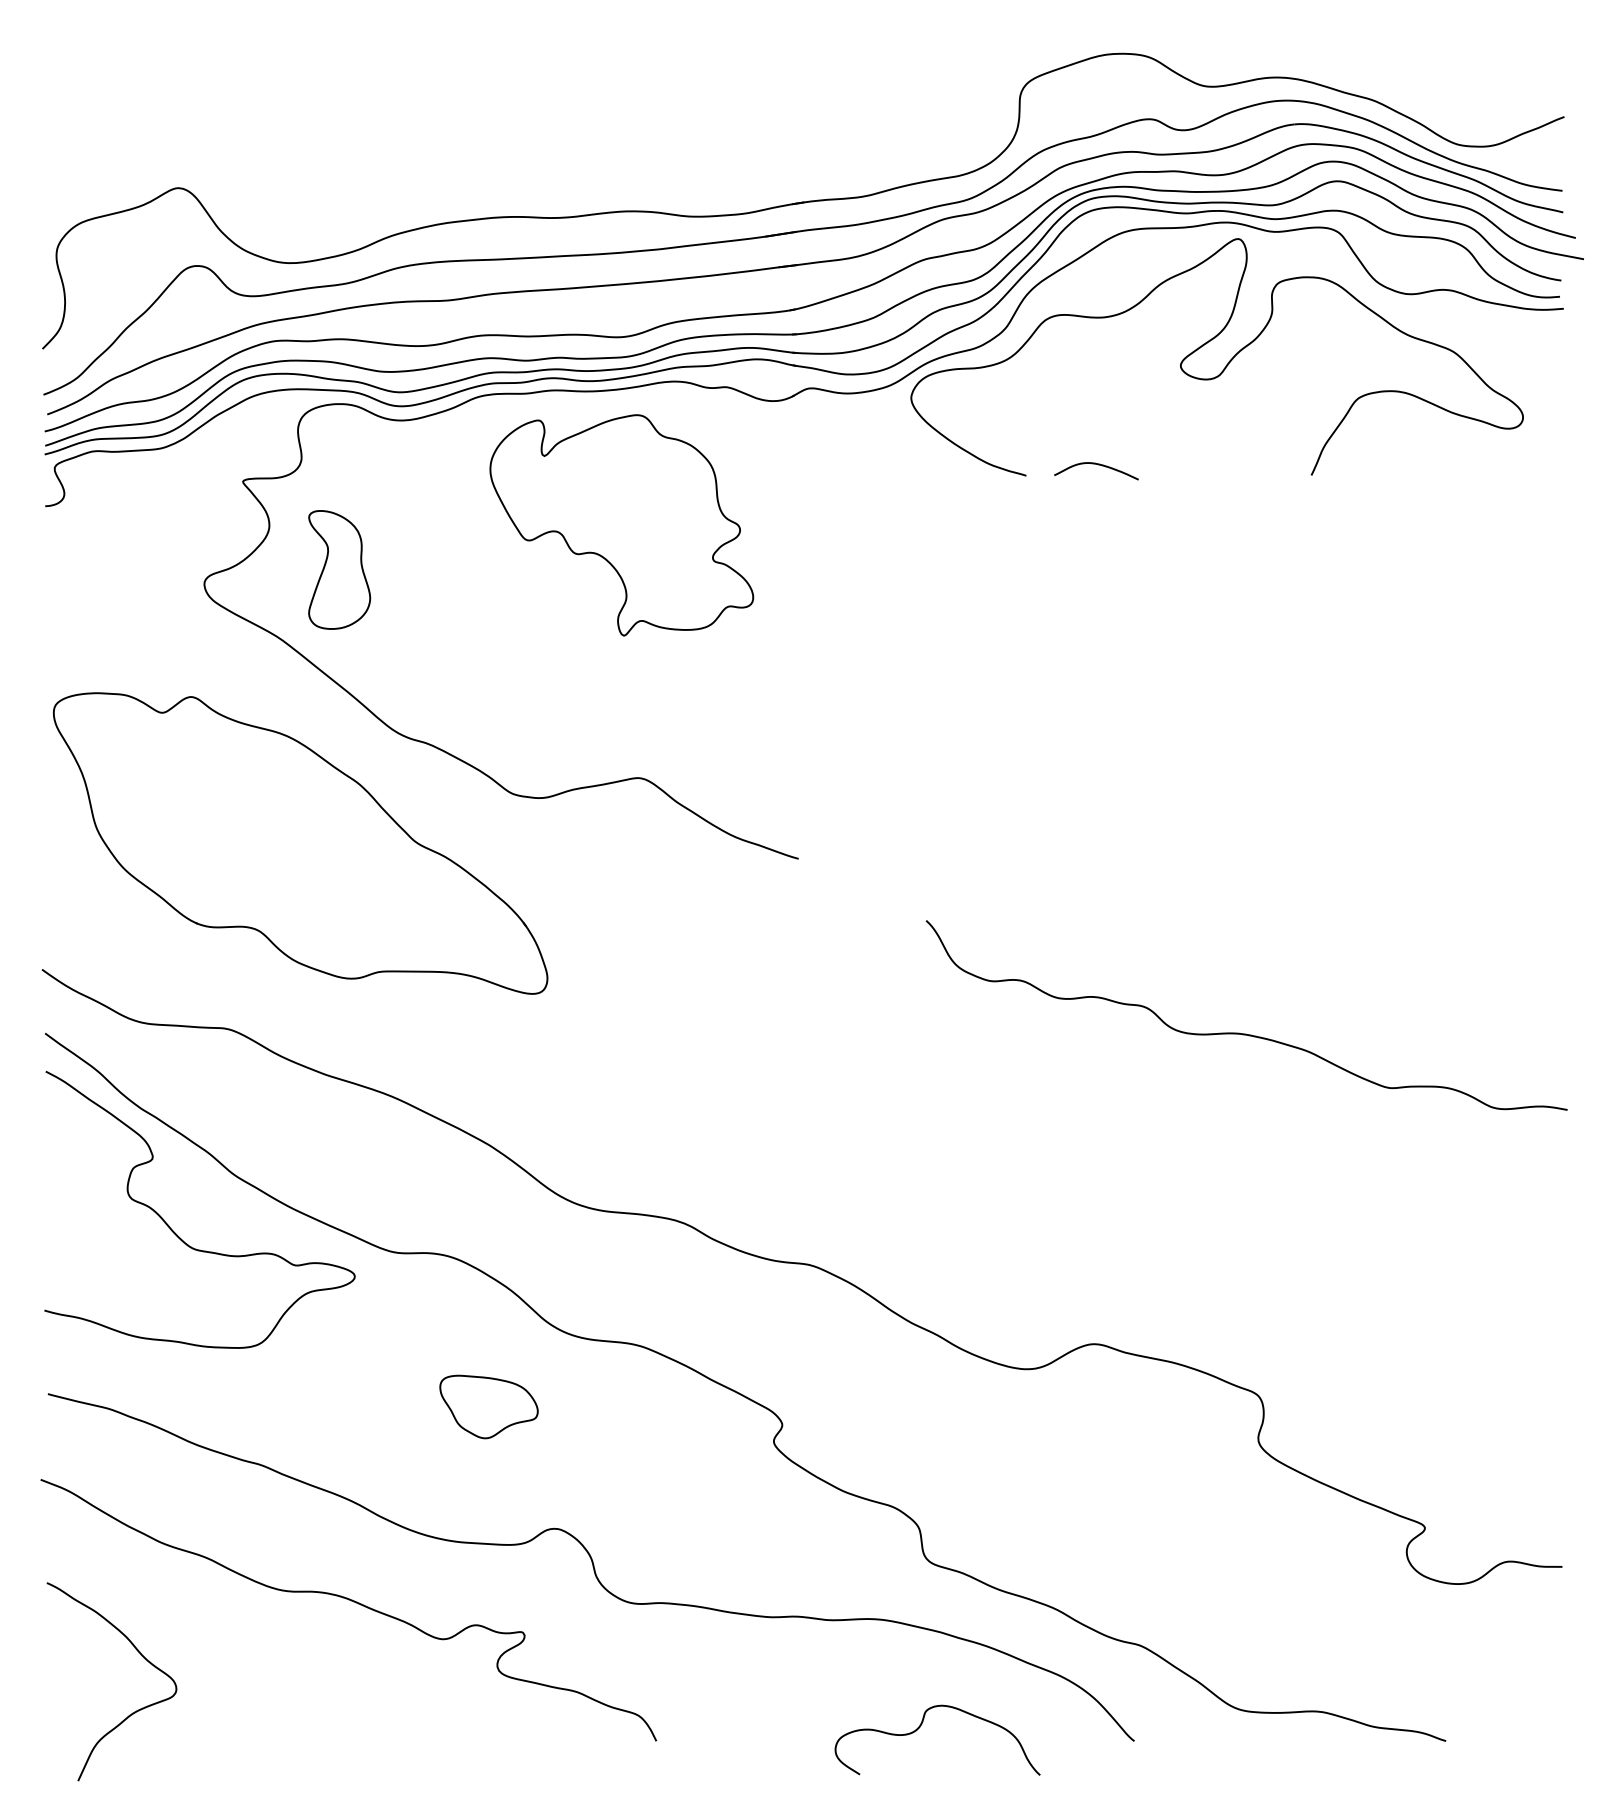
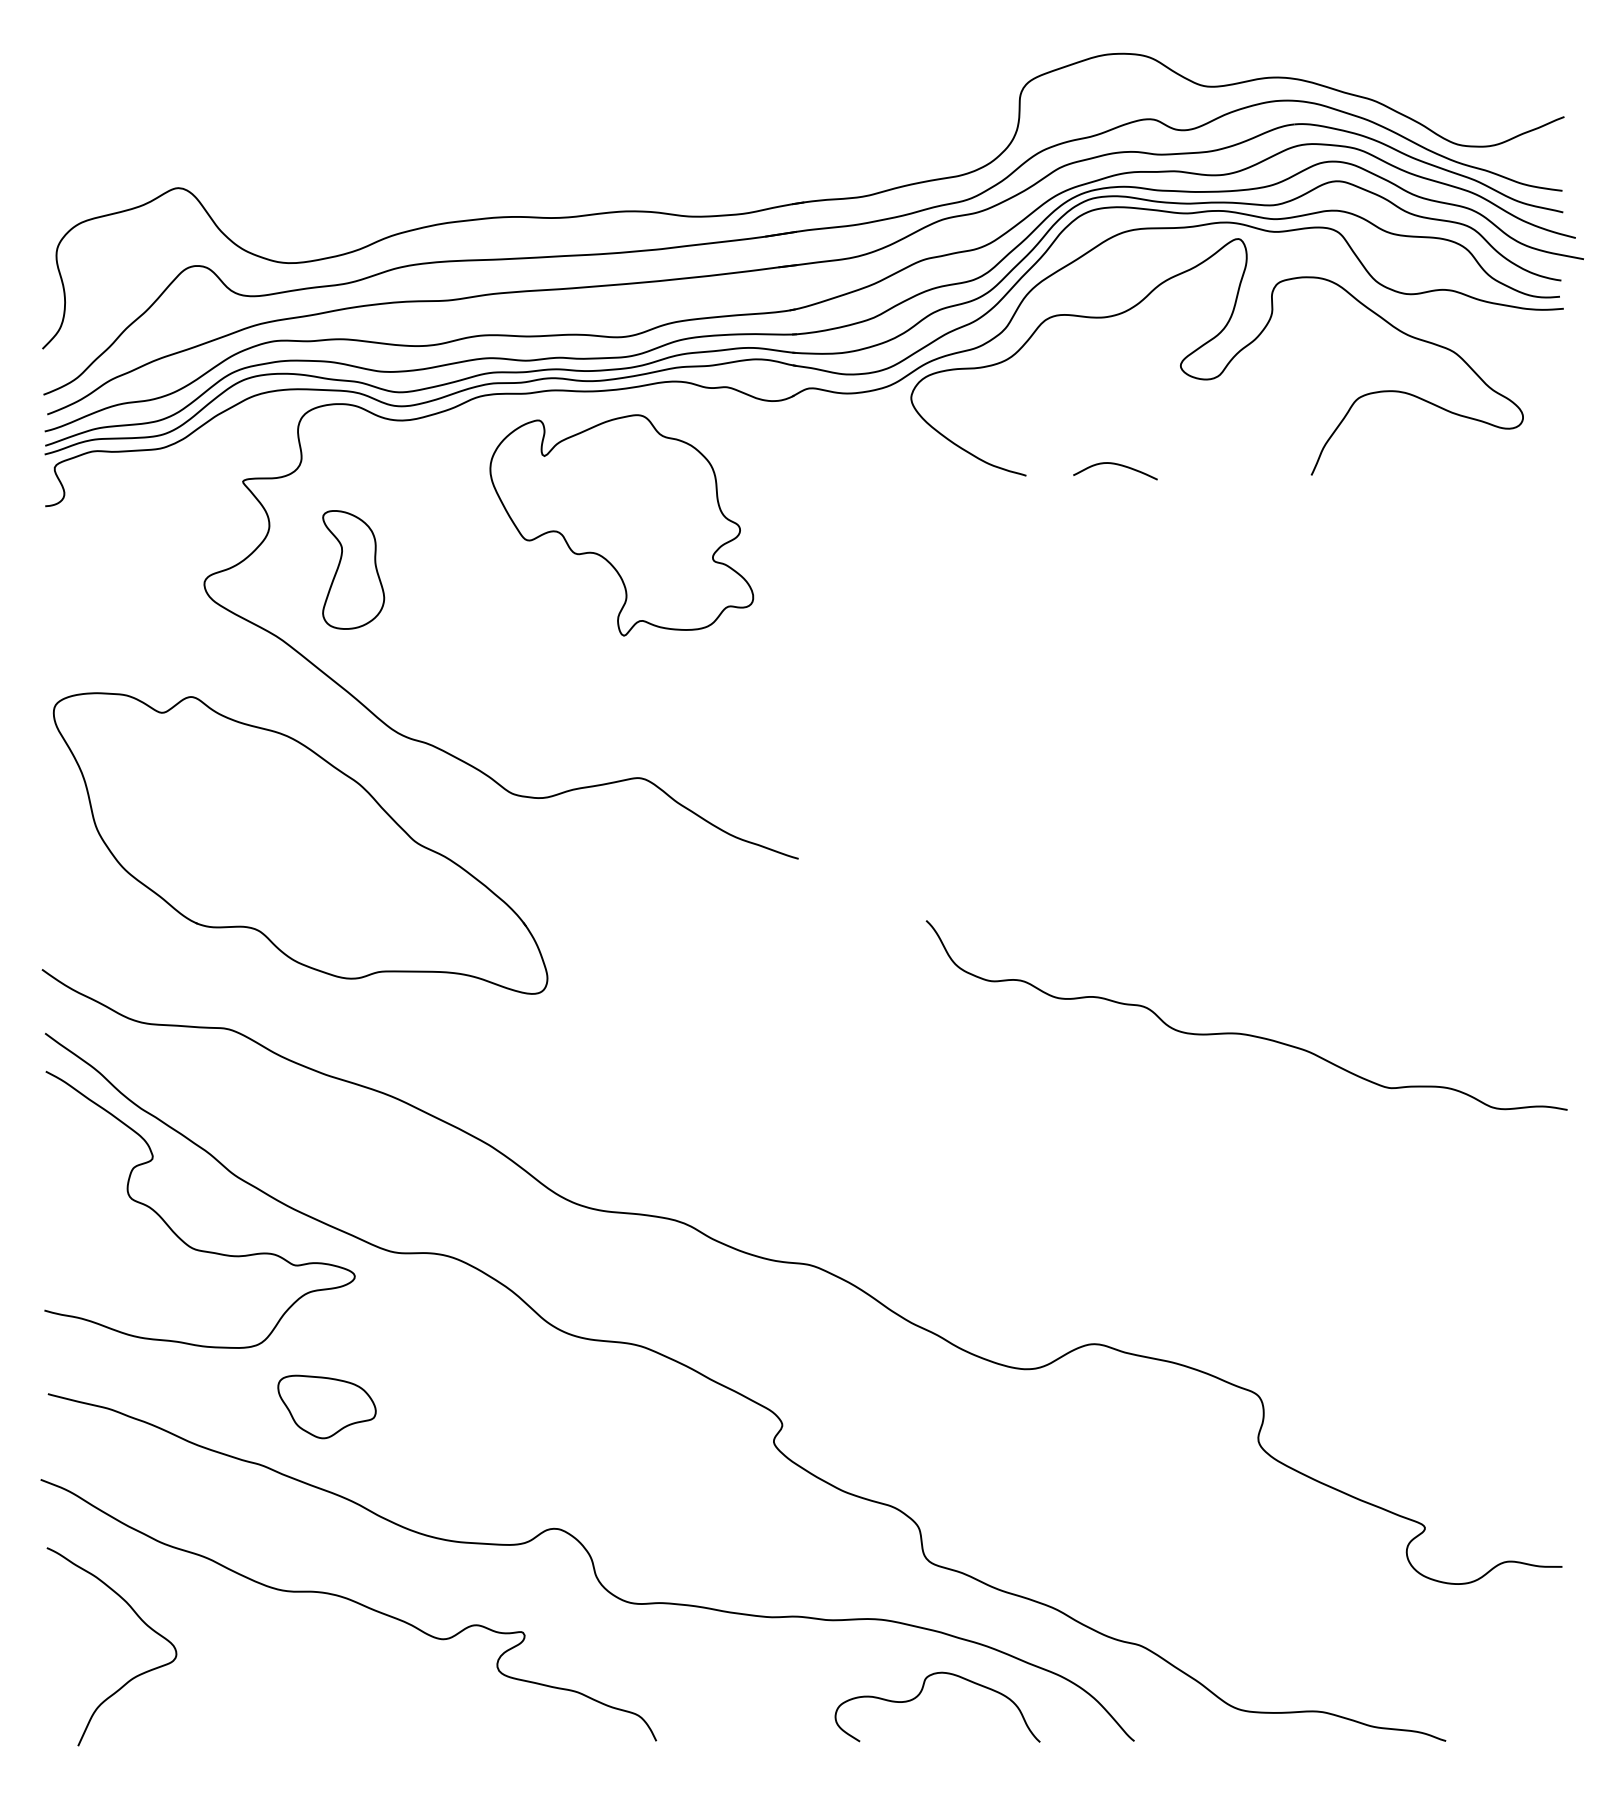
curve position: (1097, 465) -> (1116, 465) (1116, 465)
part position: (339, 569) -> (353, 569) (353, 569)
part position: (488, 1406) -> (326, 1406) (326, 1406)
curve position: (132, 1712) -> (132, 1677) (132, 1677)
curve position: (920, 1727) -> (920, 1694) (920, 1694)
